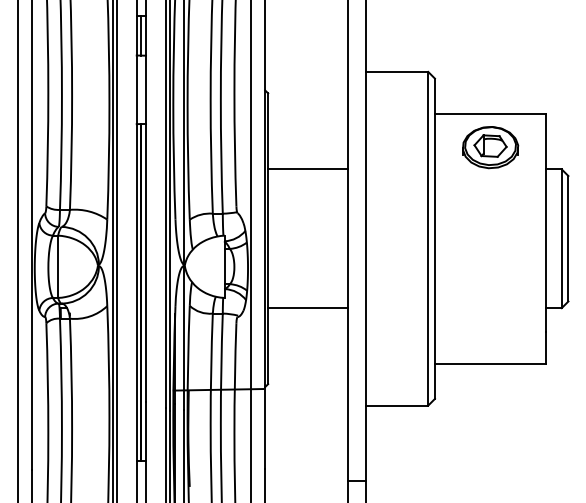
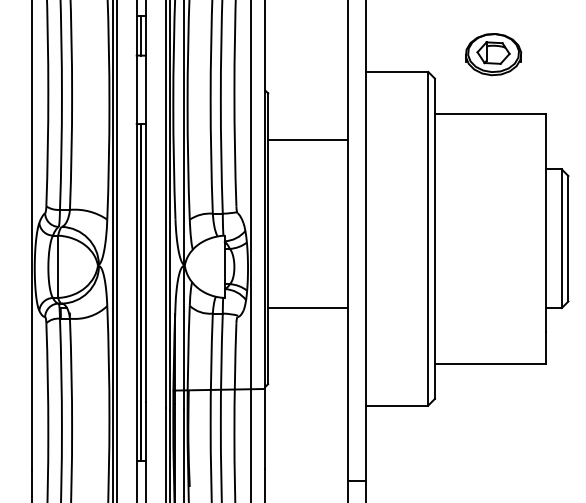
part position: (490, 147) -> (493, 54) (493, 54)
line position: (307, 169) -> (307, 140) (307, 140)
line: present -> none (17, 250)
